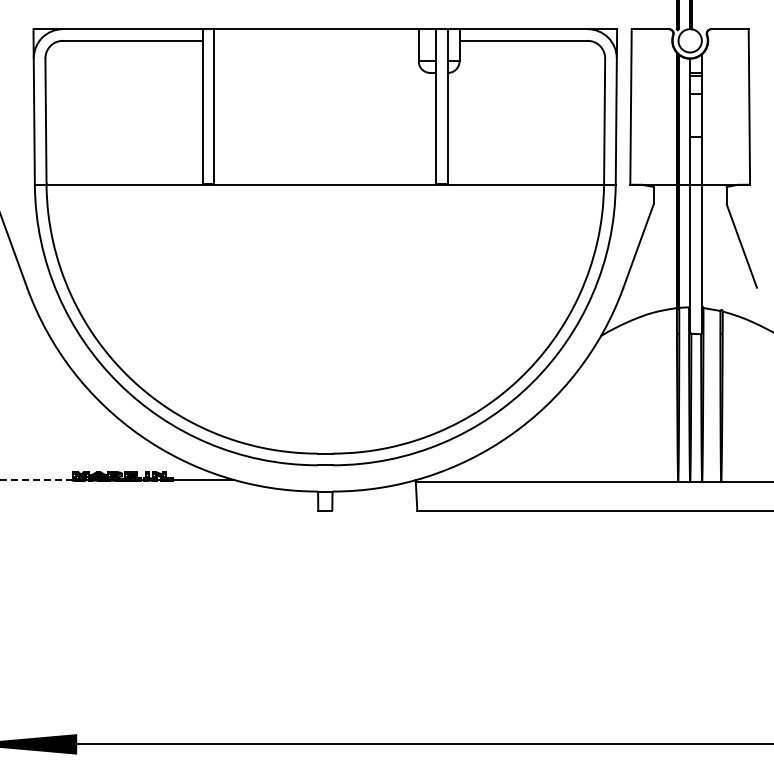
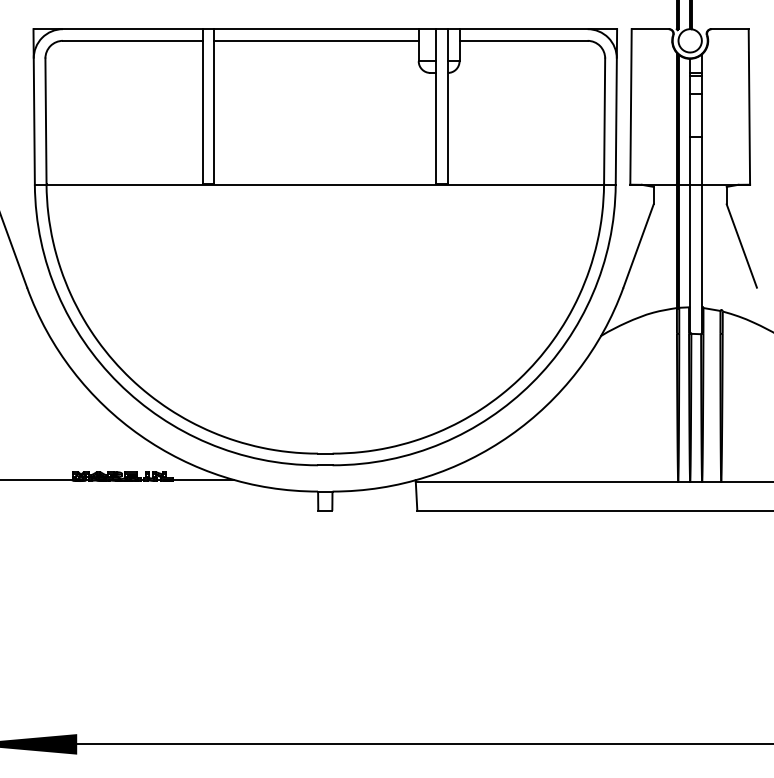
line: none -> present (316, 40)
line: dashed -> solid (36, 479)
